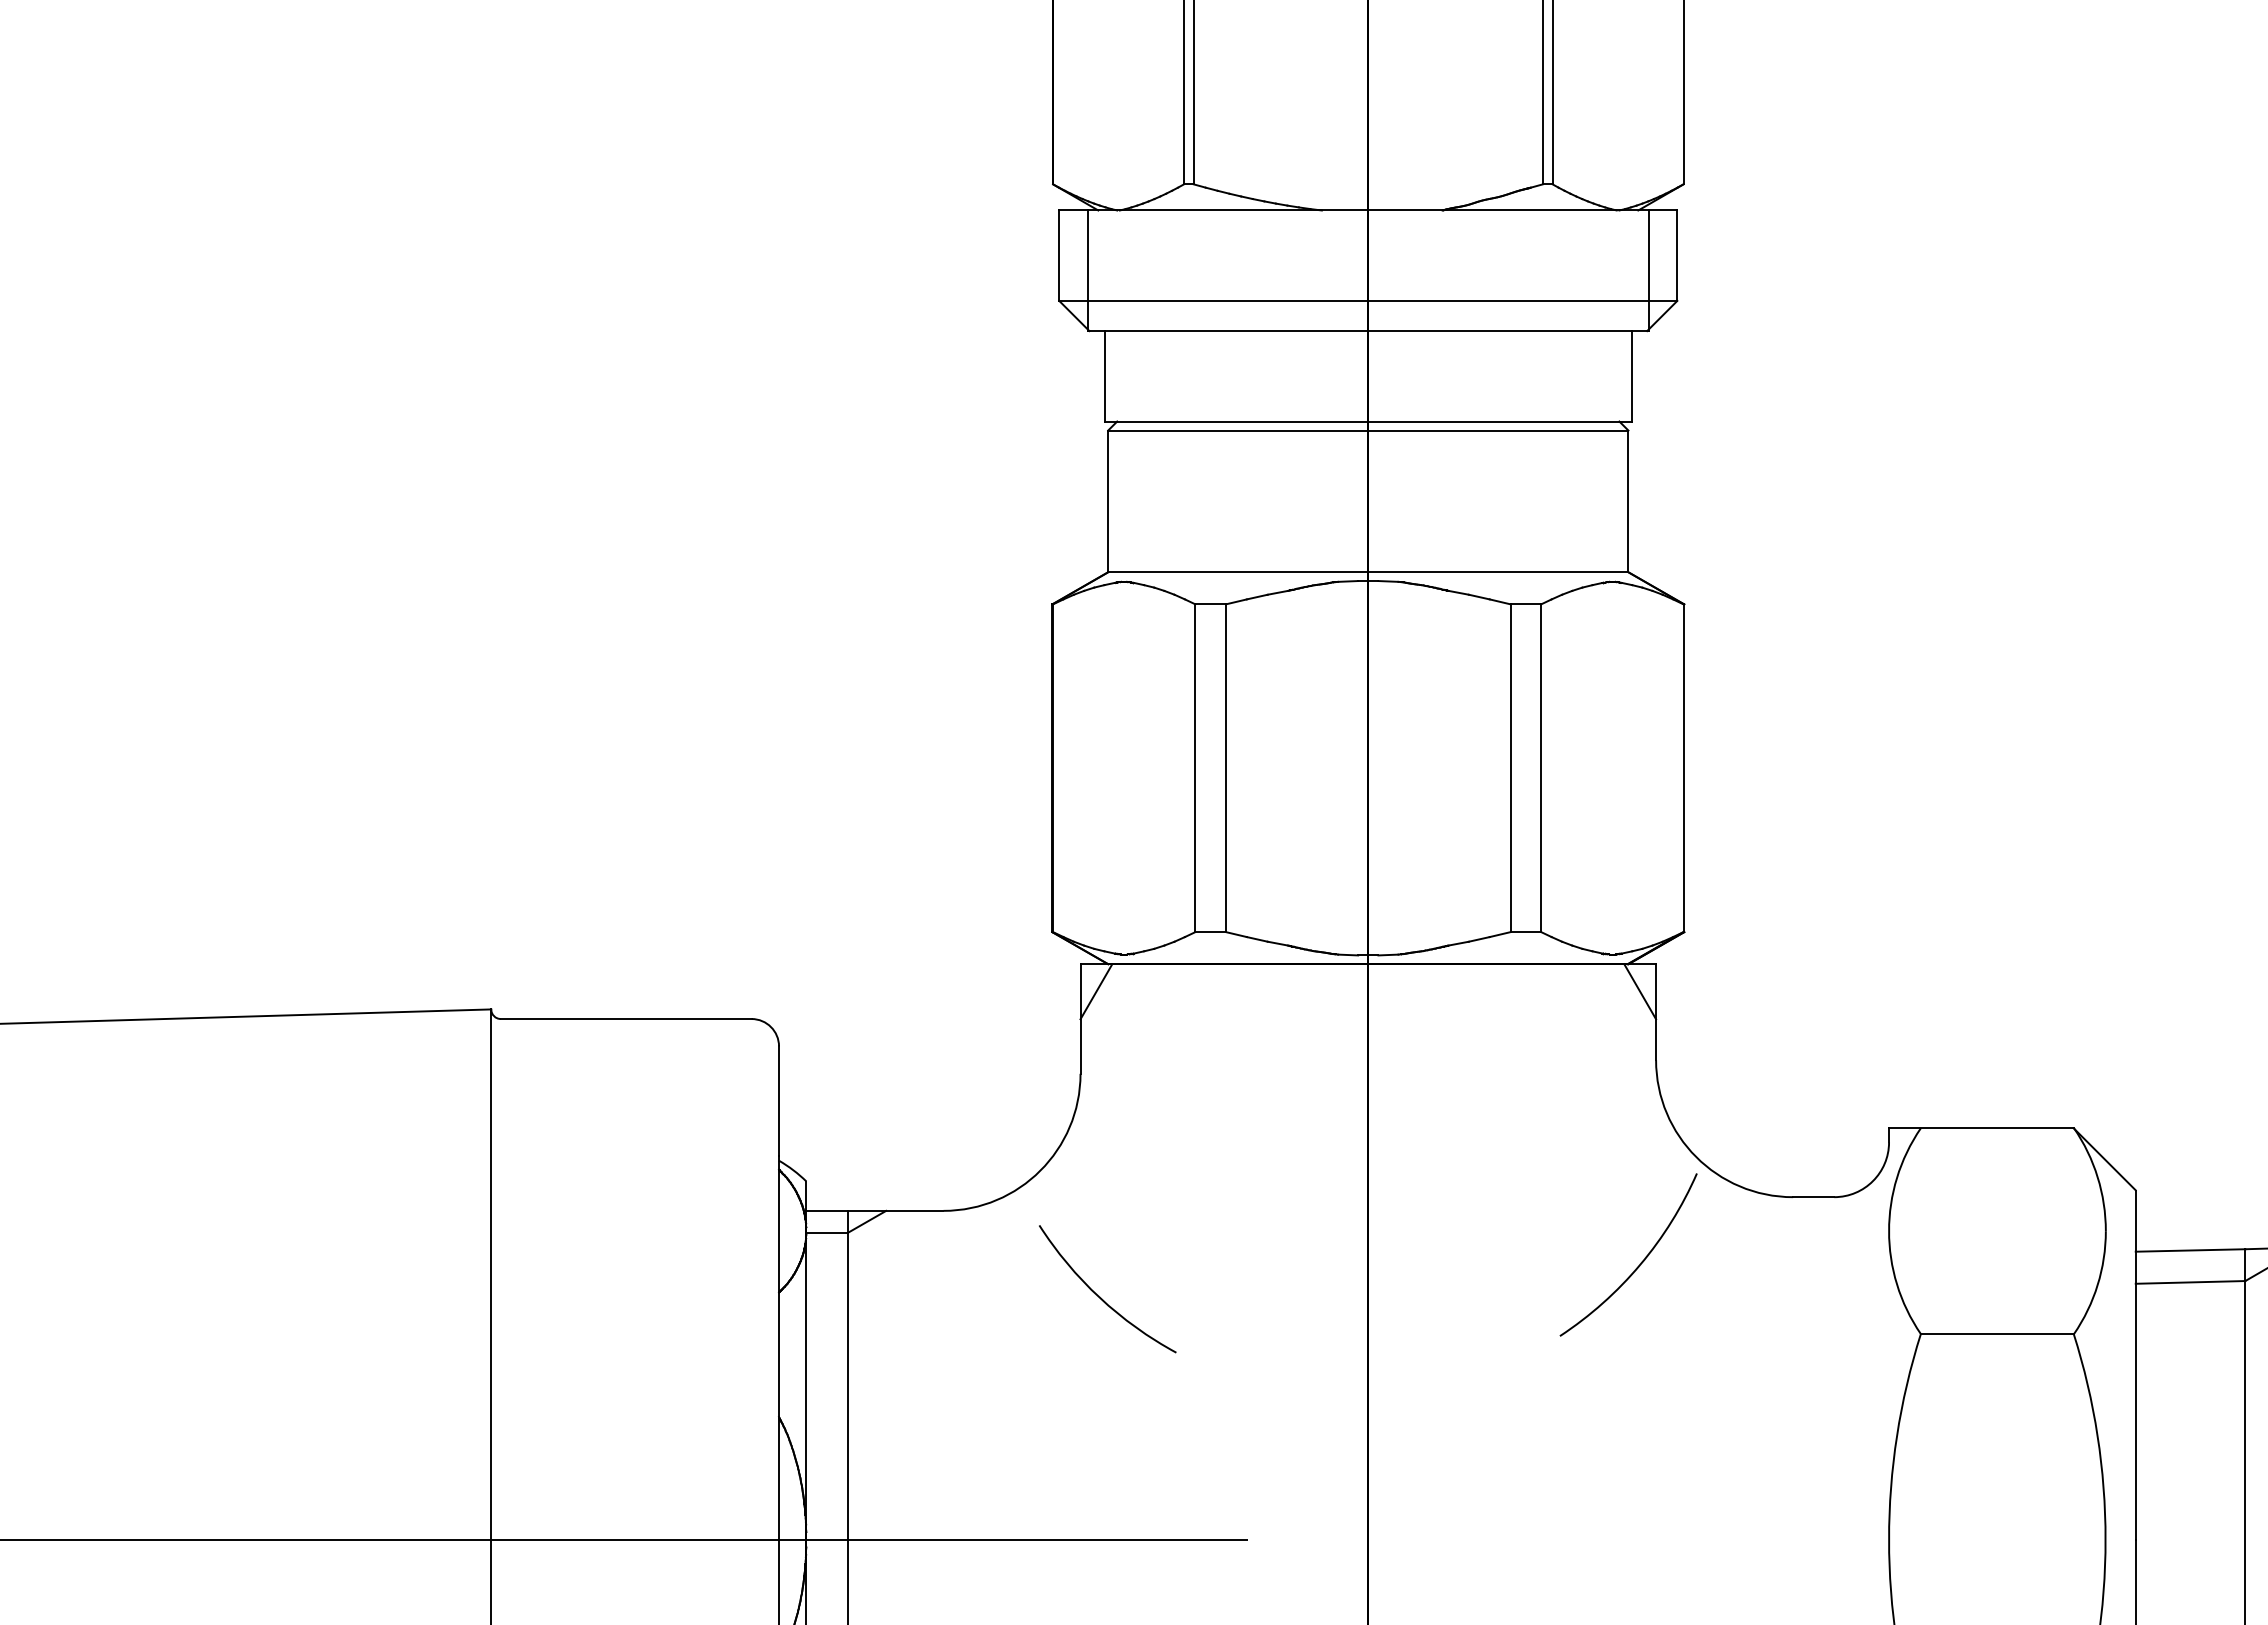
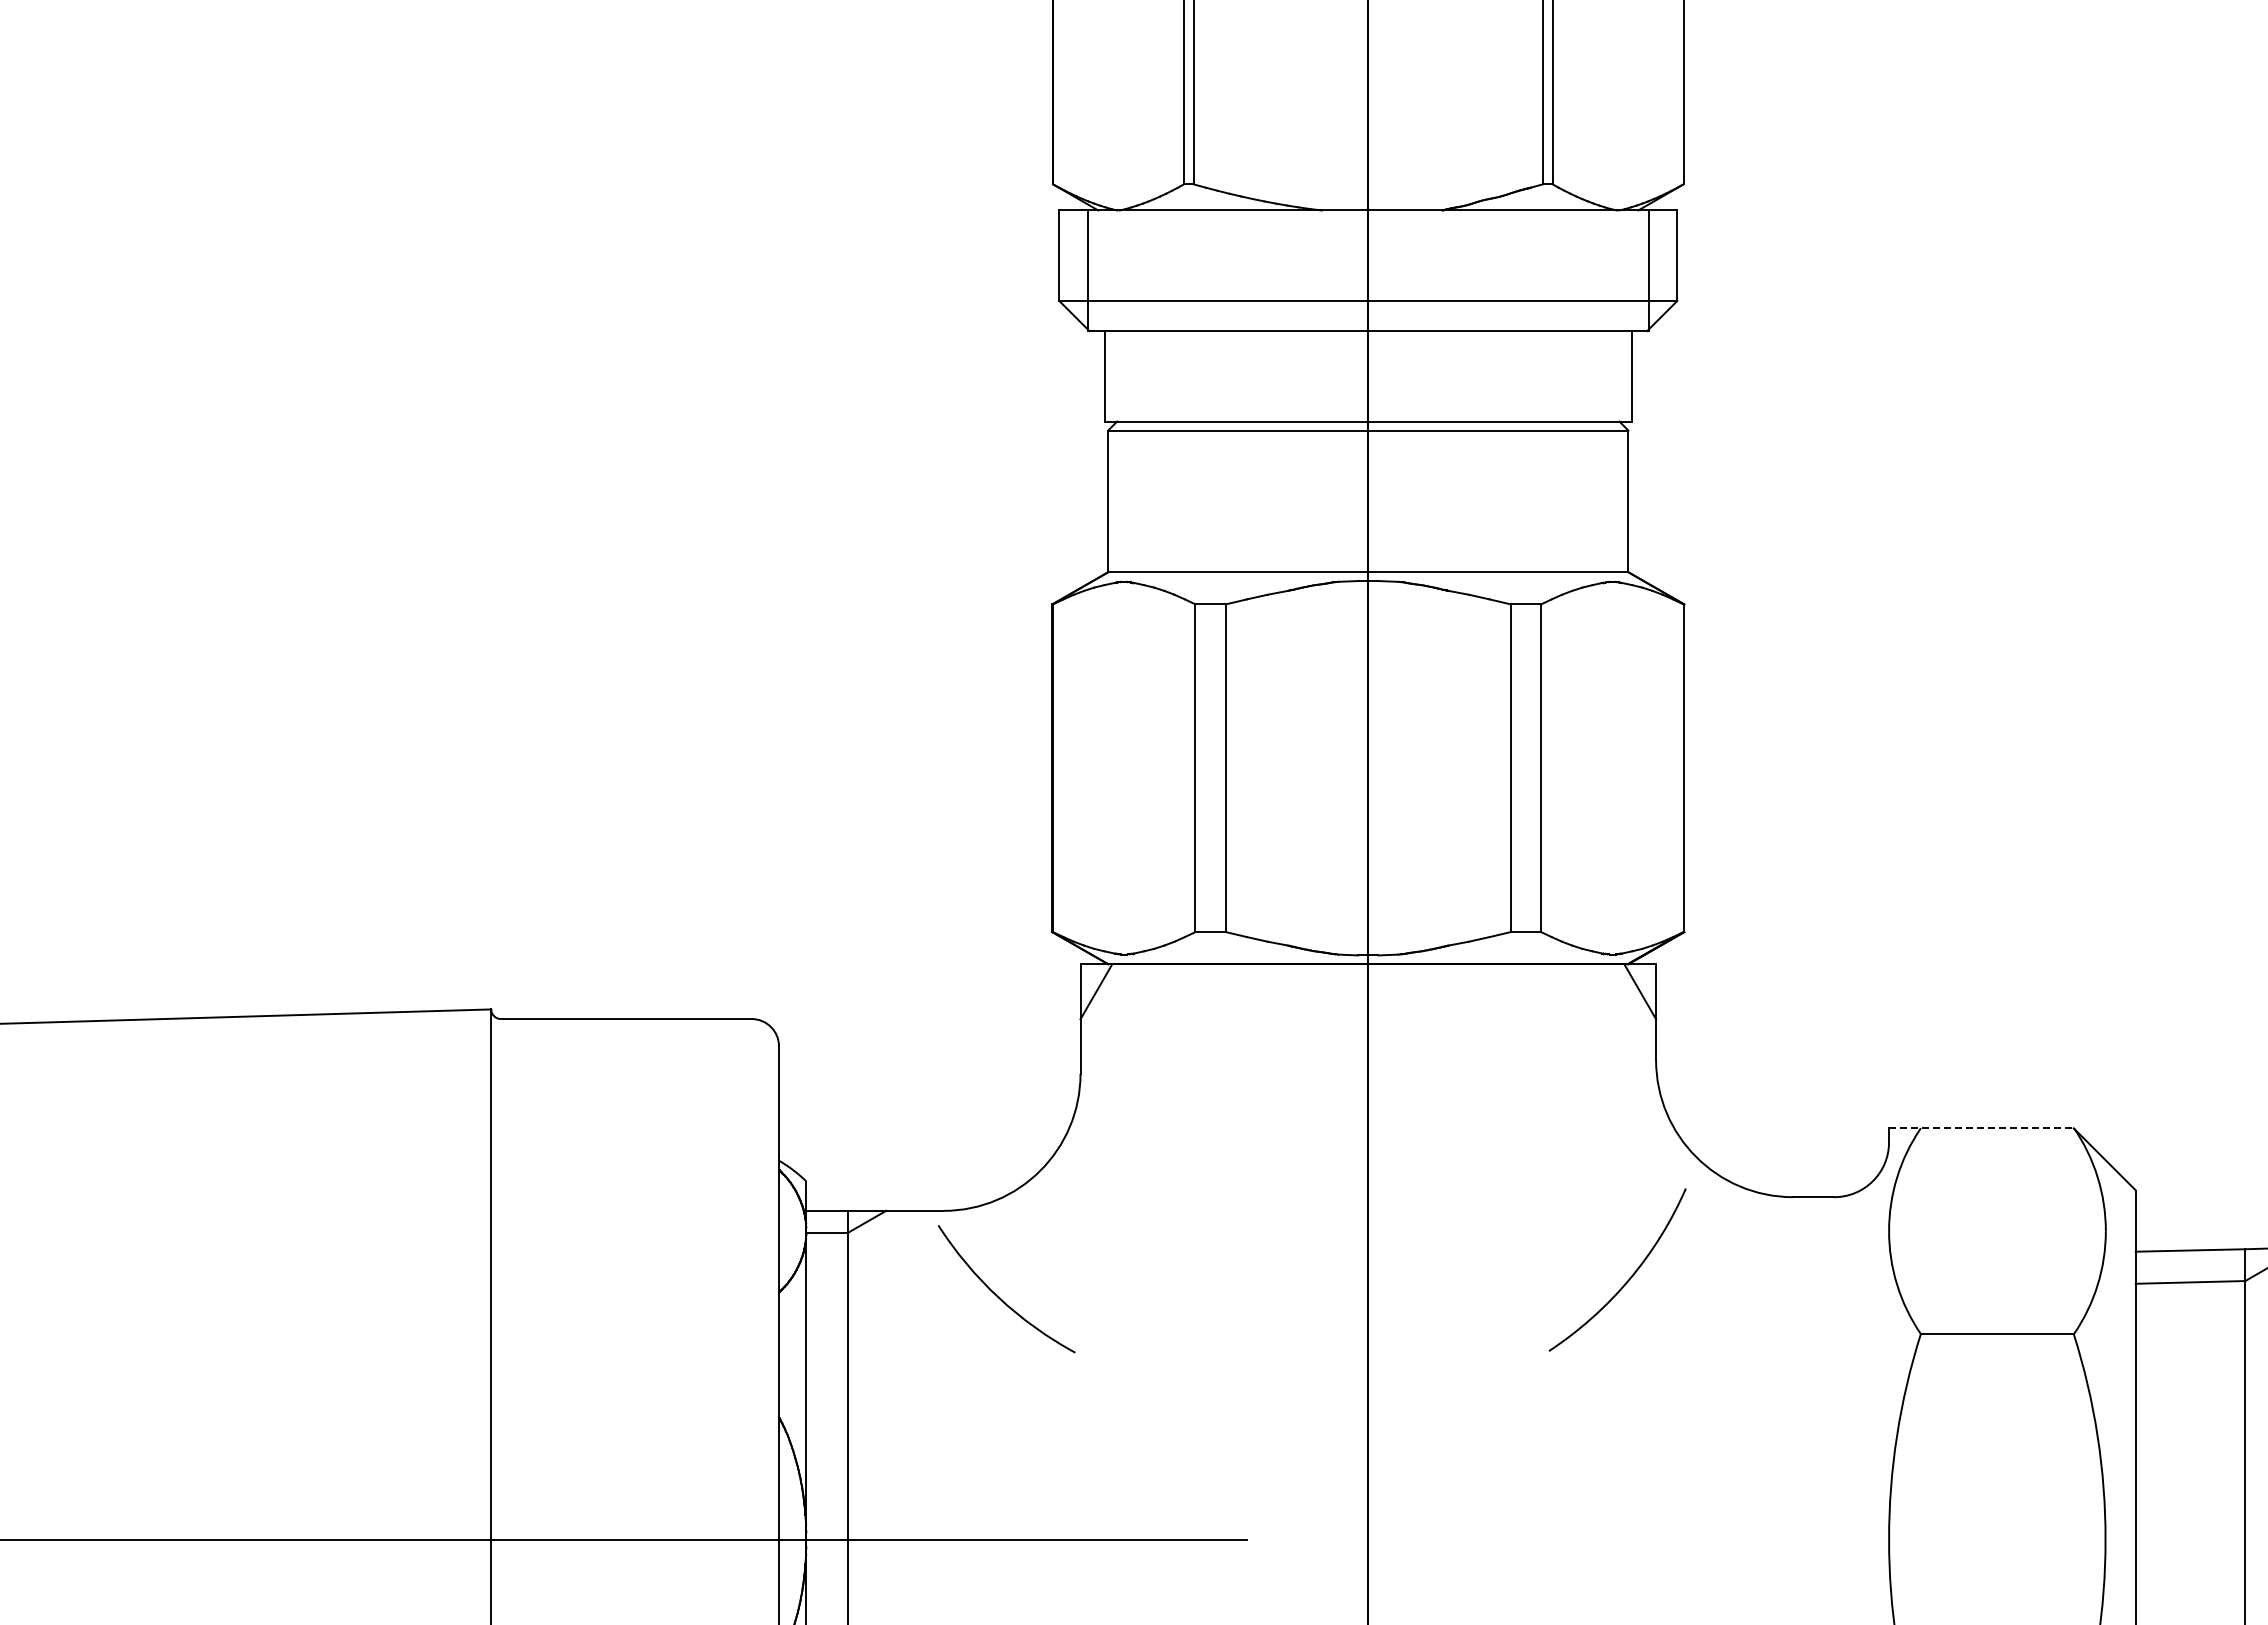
line: solid -> dashed (1981, 1128)
arc position: (1640, 1262) -> (1629, 1277) (1629, 1277)
arc position: (1100, 1296) -> (999, 1296) (999, 1296)
